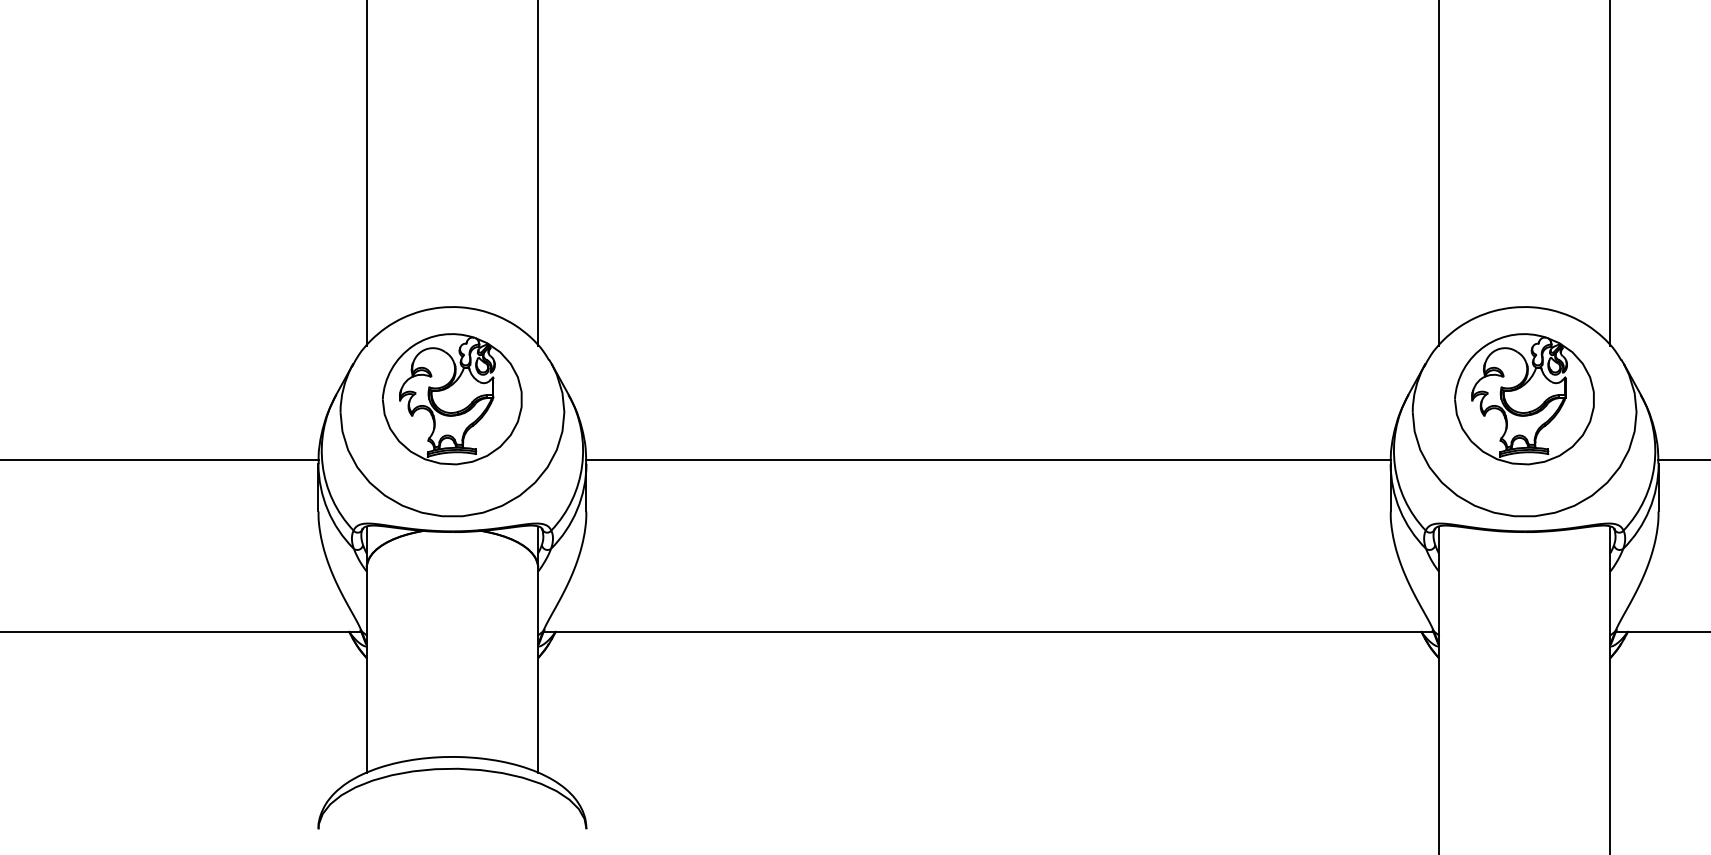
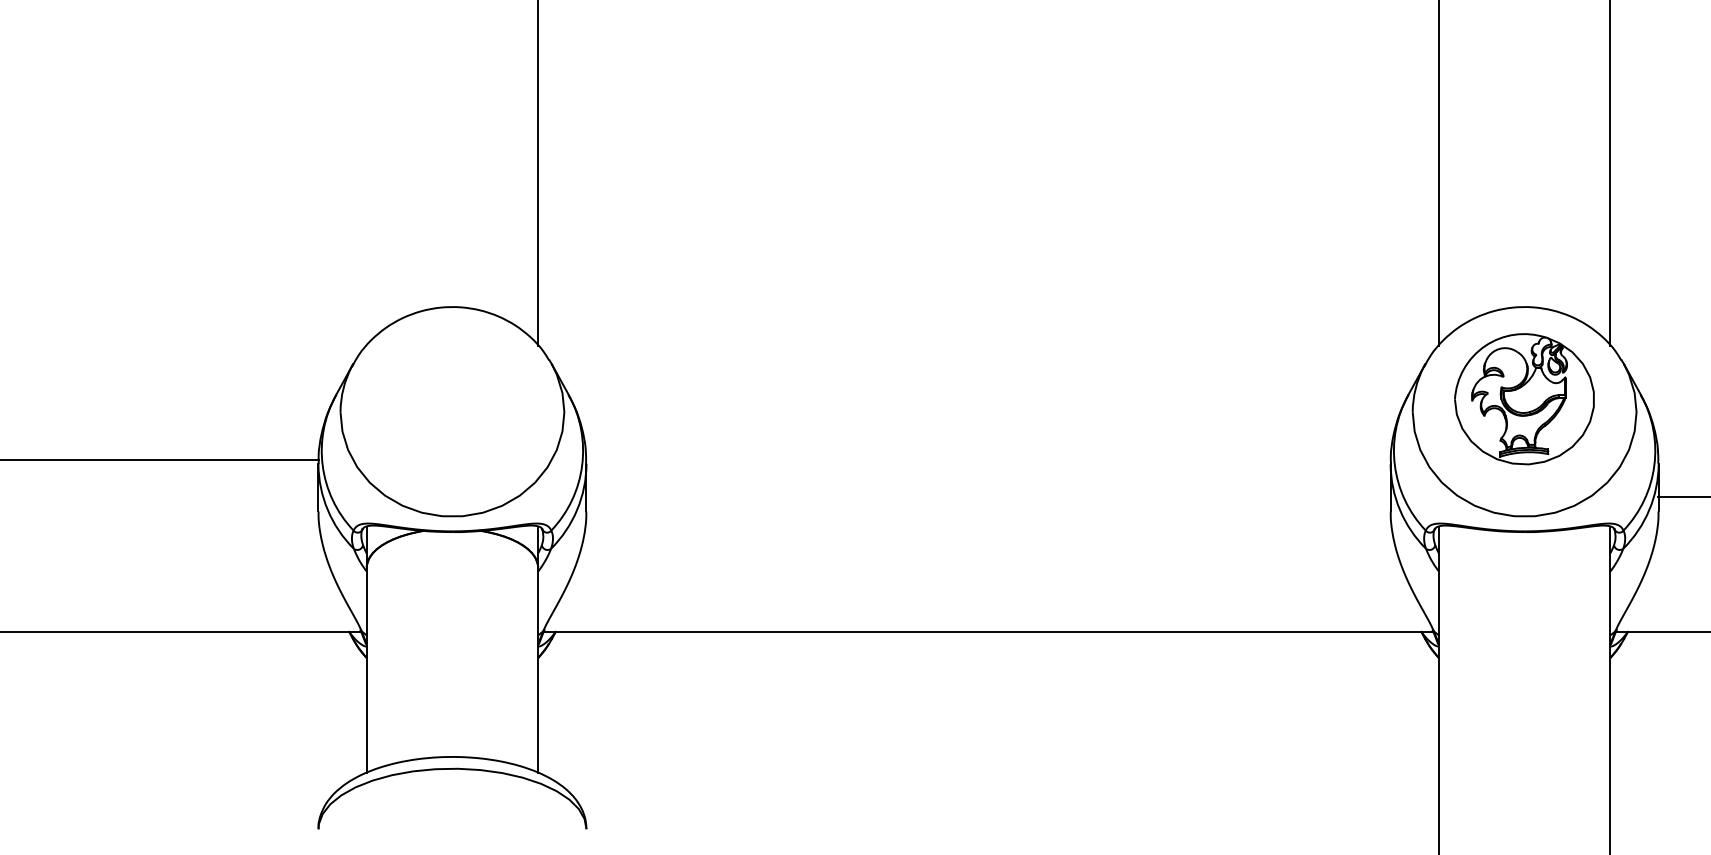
line: present -> none (366, 174)
part: present -> none (451, 399)
line: present -> none (988, 460)
line position: (1682, 460) -> (1682, 497) (1682, 497)
